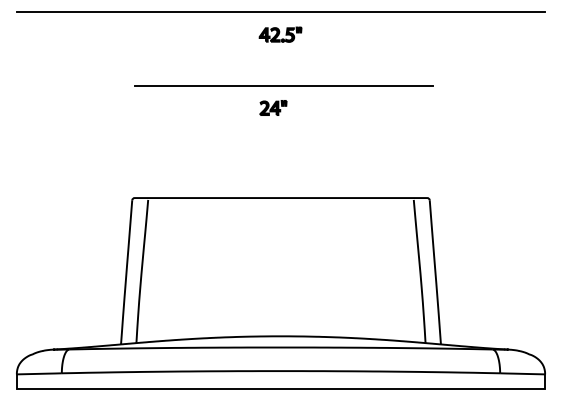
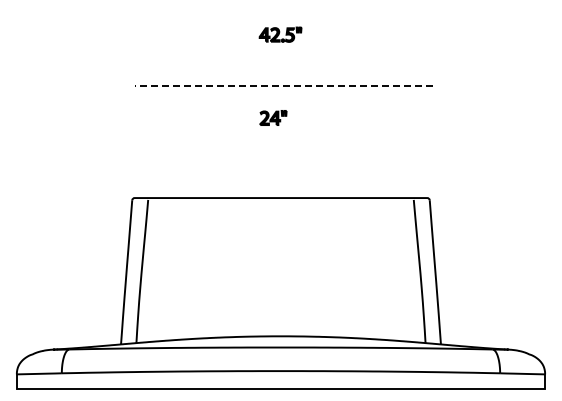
line: present -> none (280, 12)
line: solid -> dashed (283, 85)
part position: (273, 107) -> (273, 117) (273, 117)
